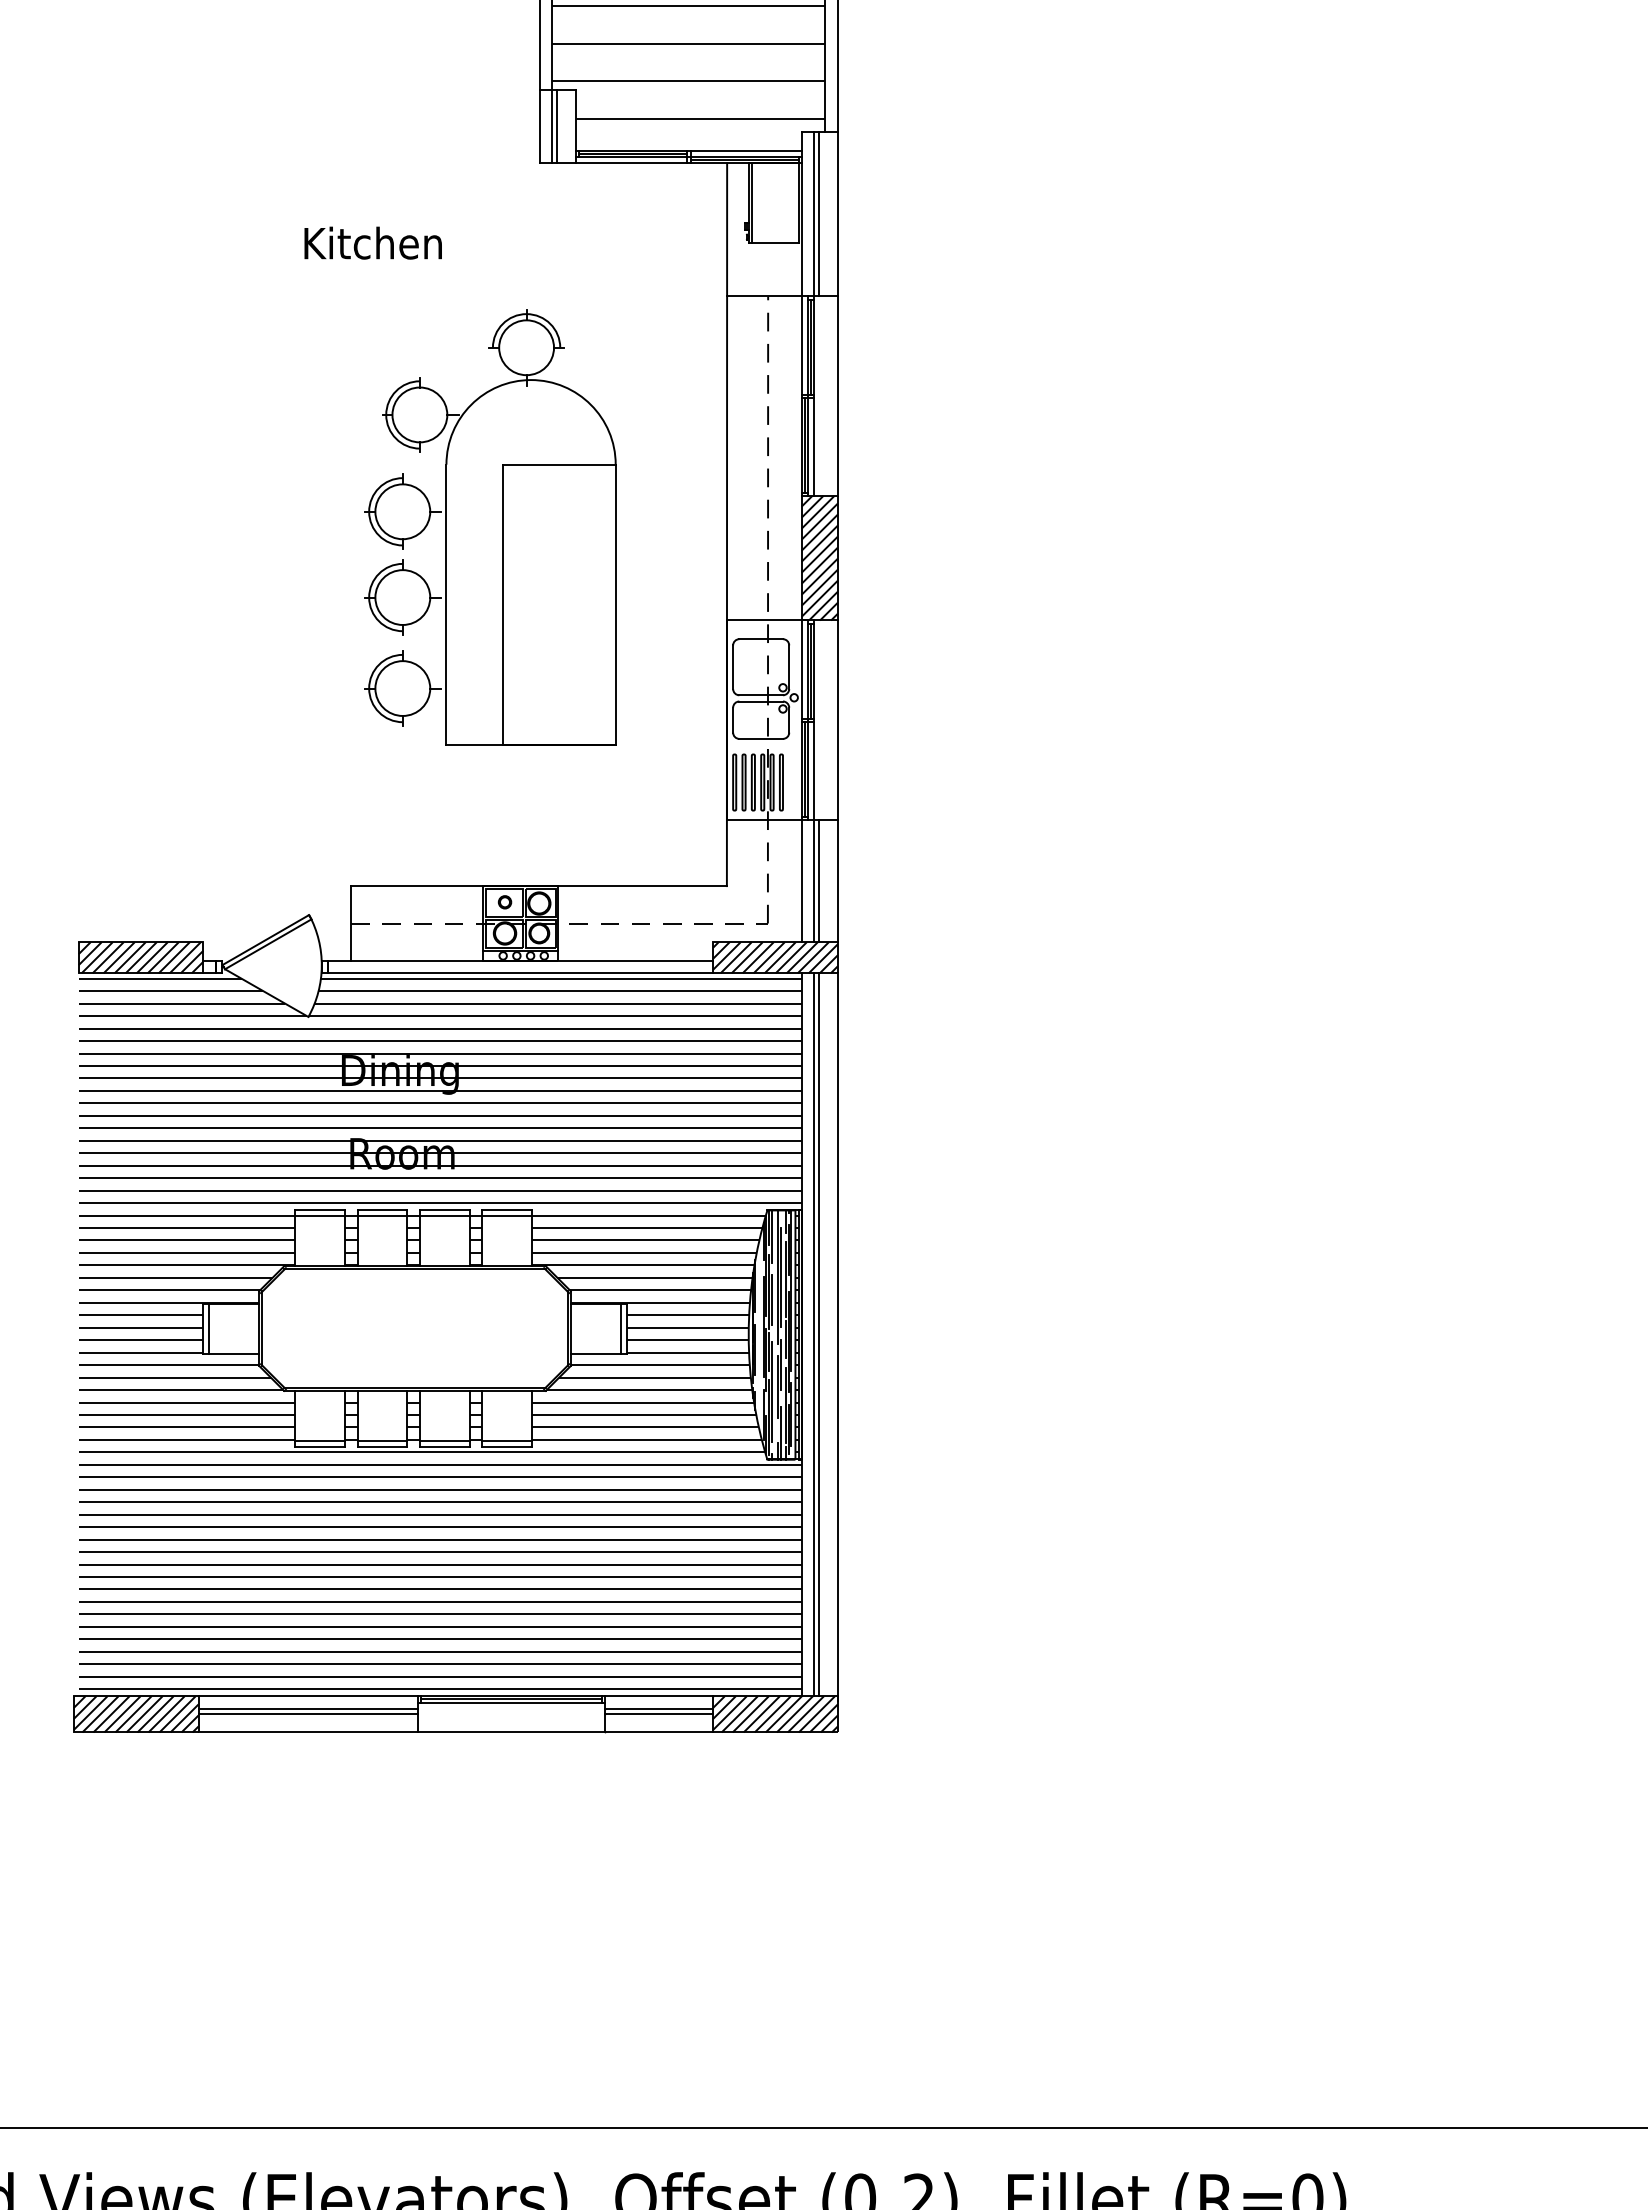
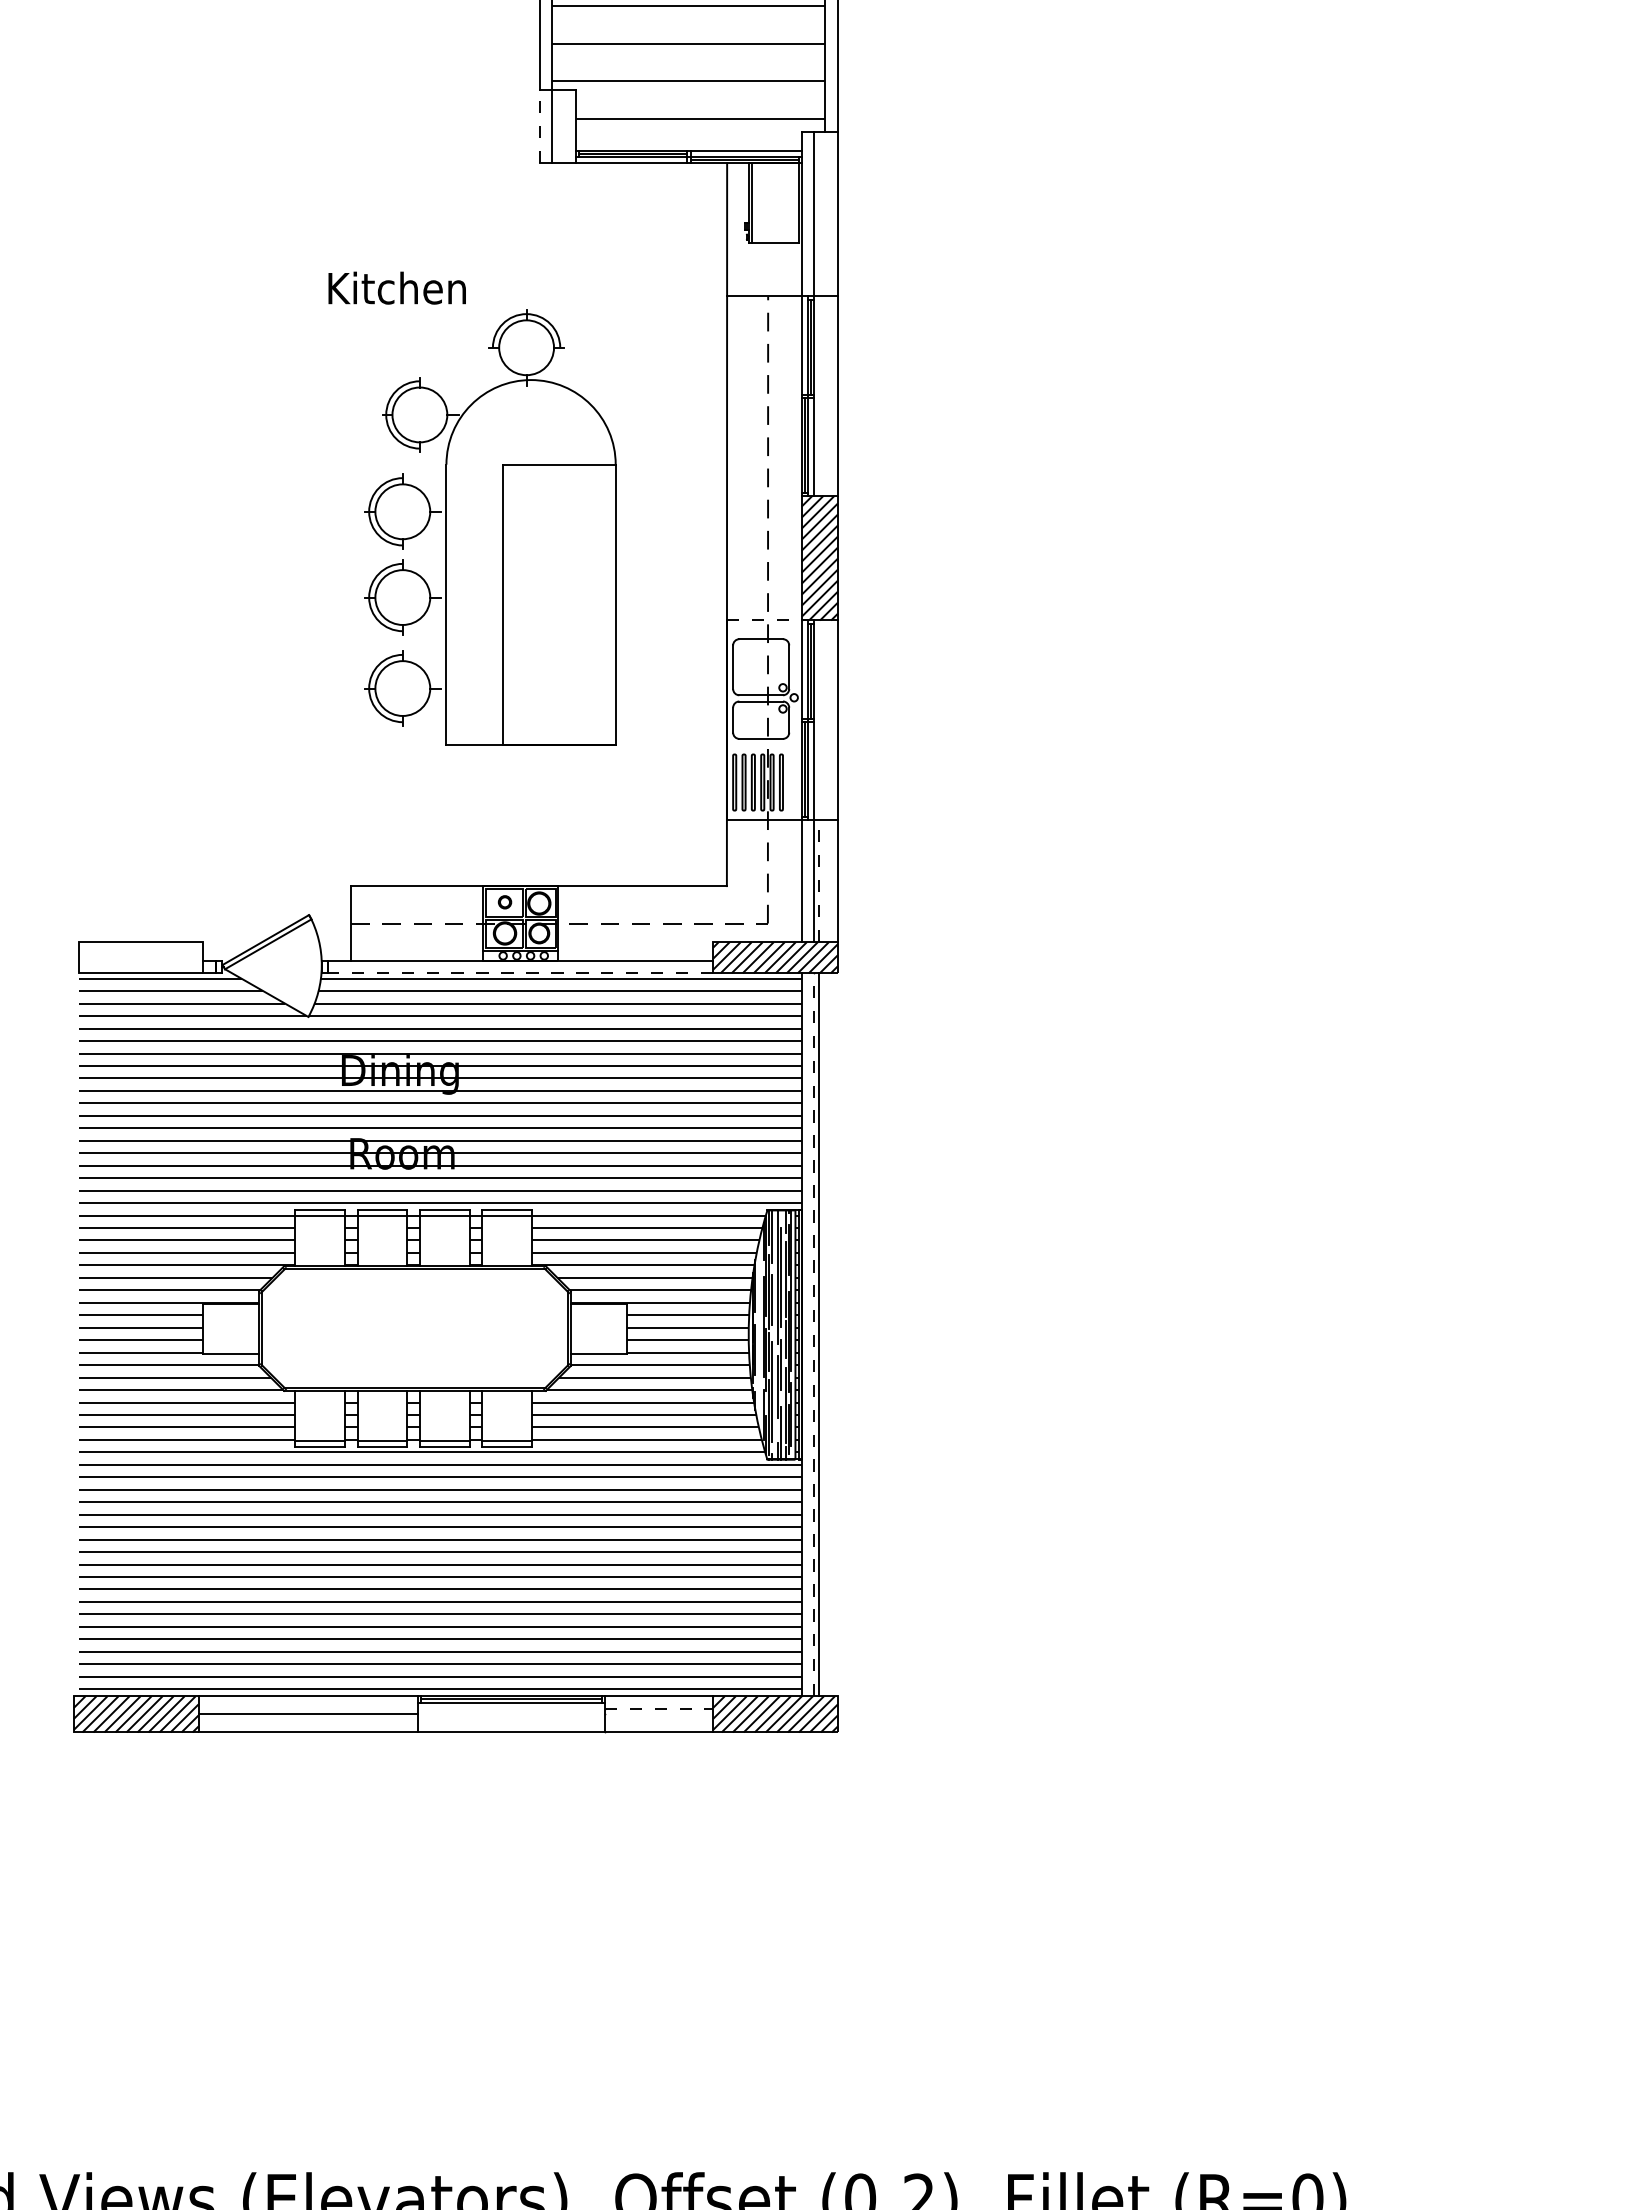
line: solid -> dashed (539, 126)
line: present -> none (557, 126)
line: present -> none (819, 214)
text position: (372, 242) -> (396, 287) (396, 287)
line: solid -> dashed (764, 620)
line: solid -> dashed (819, 880)
hatch: present -> none (140, 957)
line: solid -> dashed (520, 973)
line: present -> none (209, 1329)
line: present -> none (620, 1329)
line: solid -> dashed (814, 1334)
line: present -> none (837, 1337)
line: present -> none (307, 1708)
line: solid -> dashed (659, 1708)
line: present -> none (658, 1713)
line: present -> none (823, 2127)
